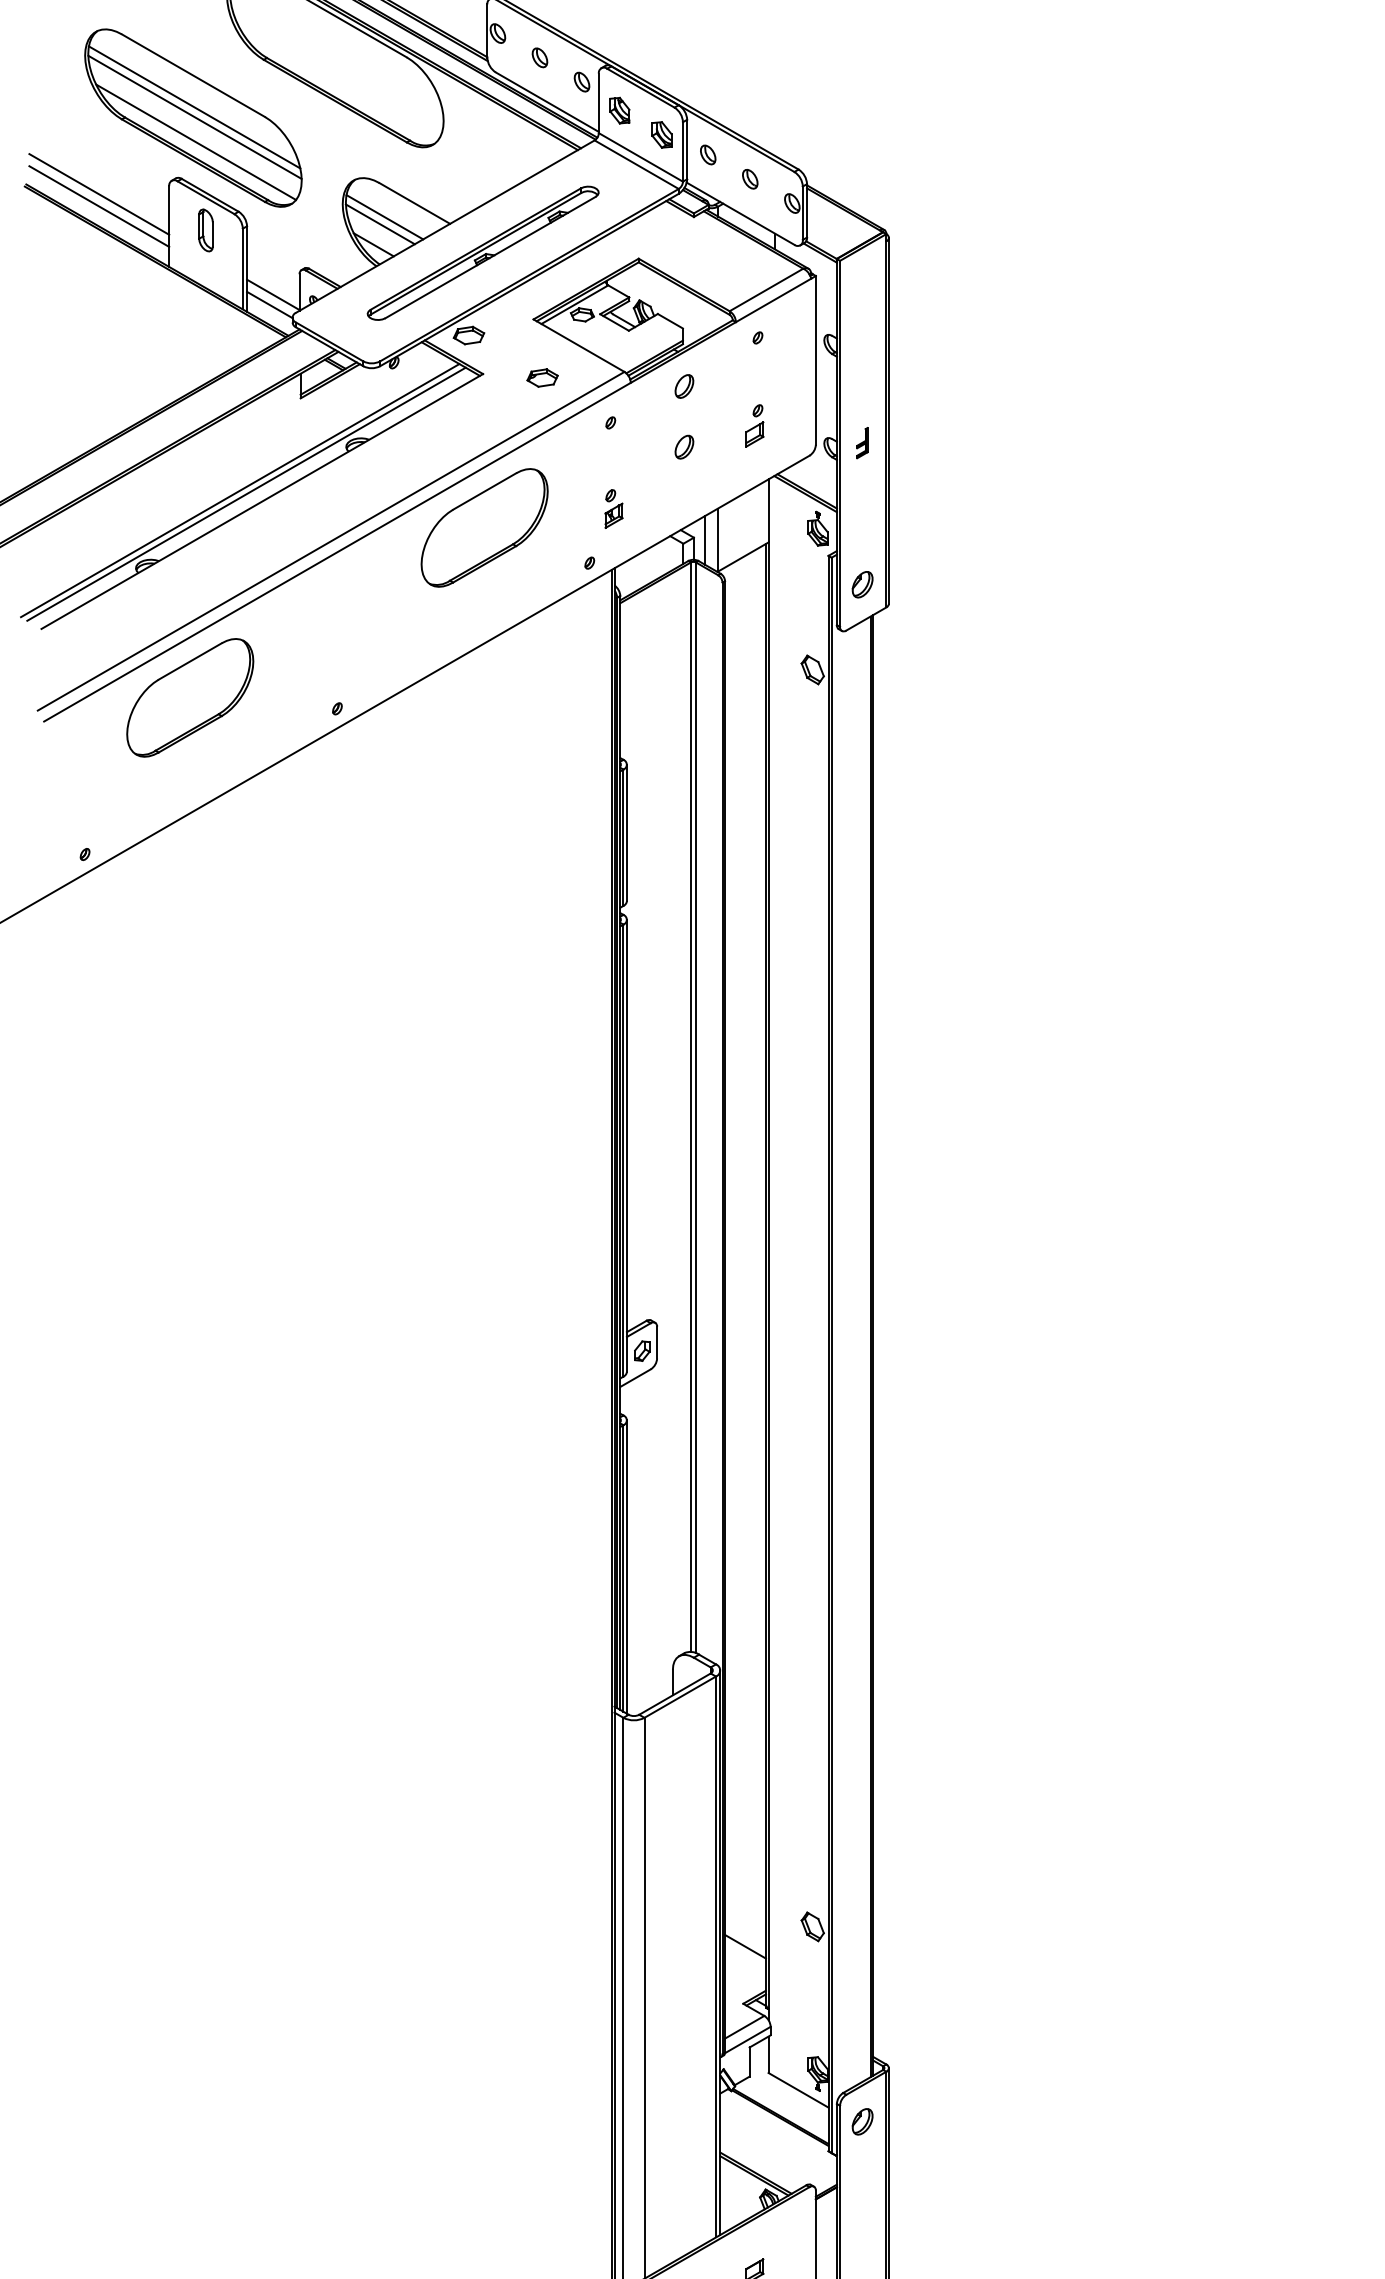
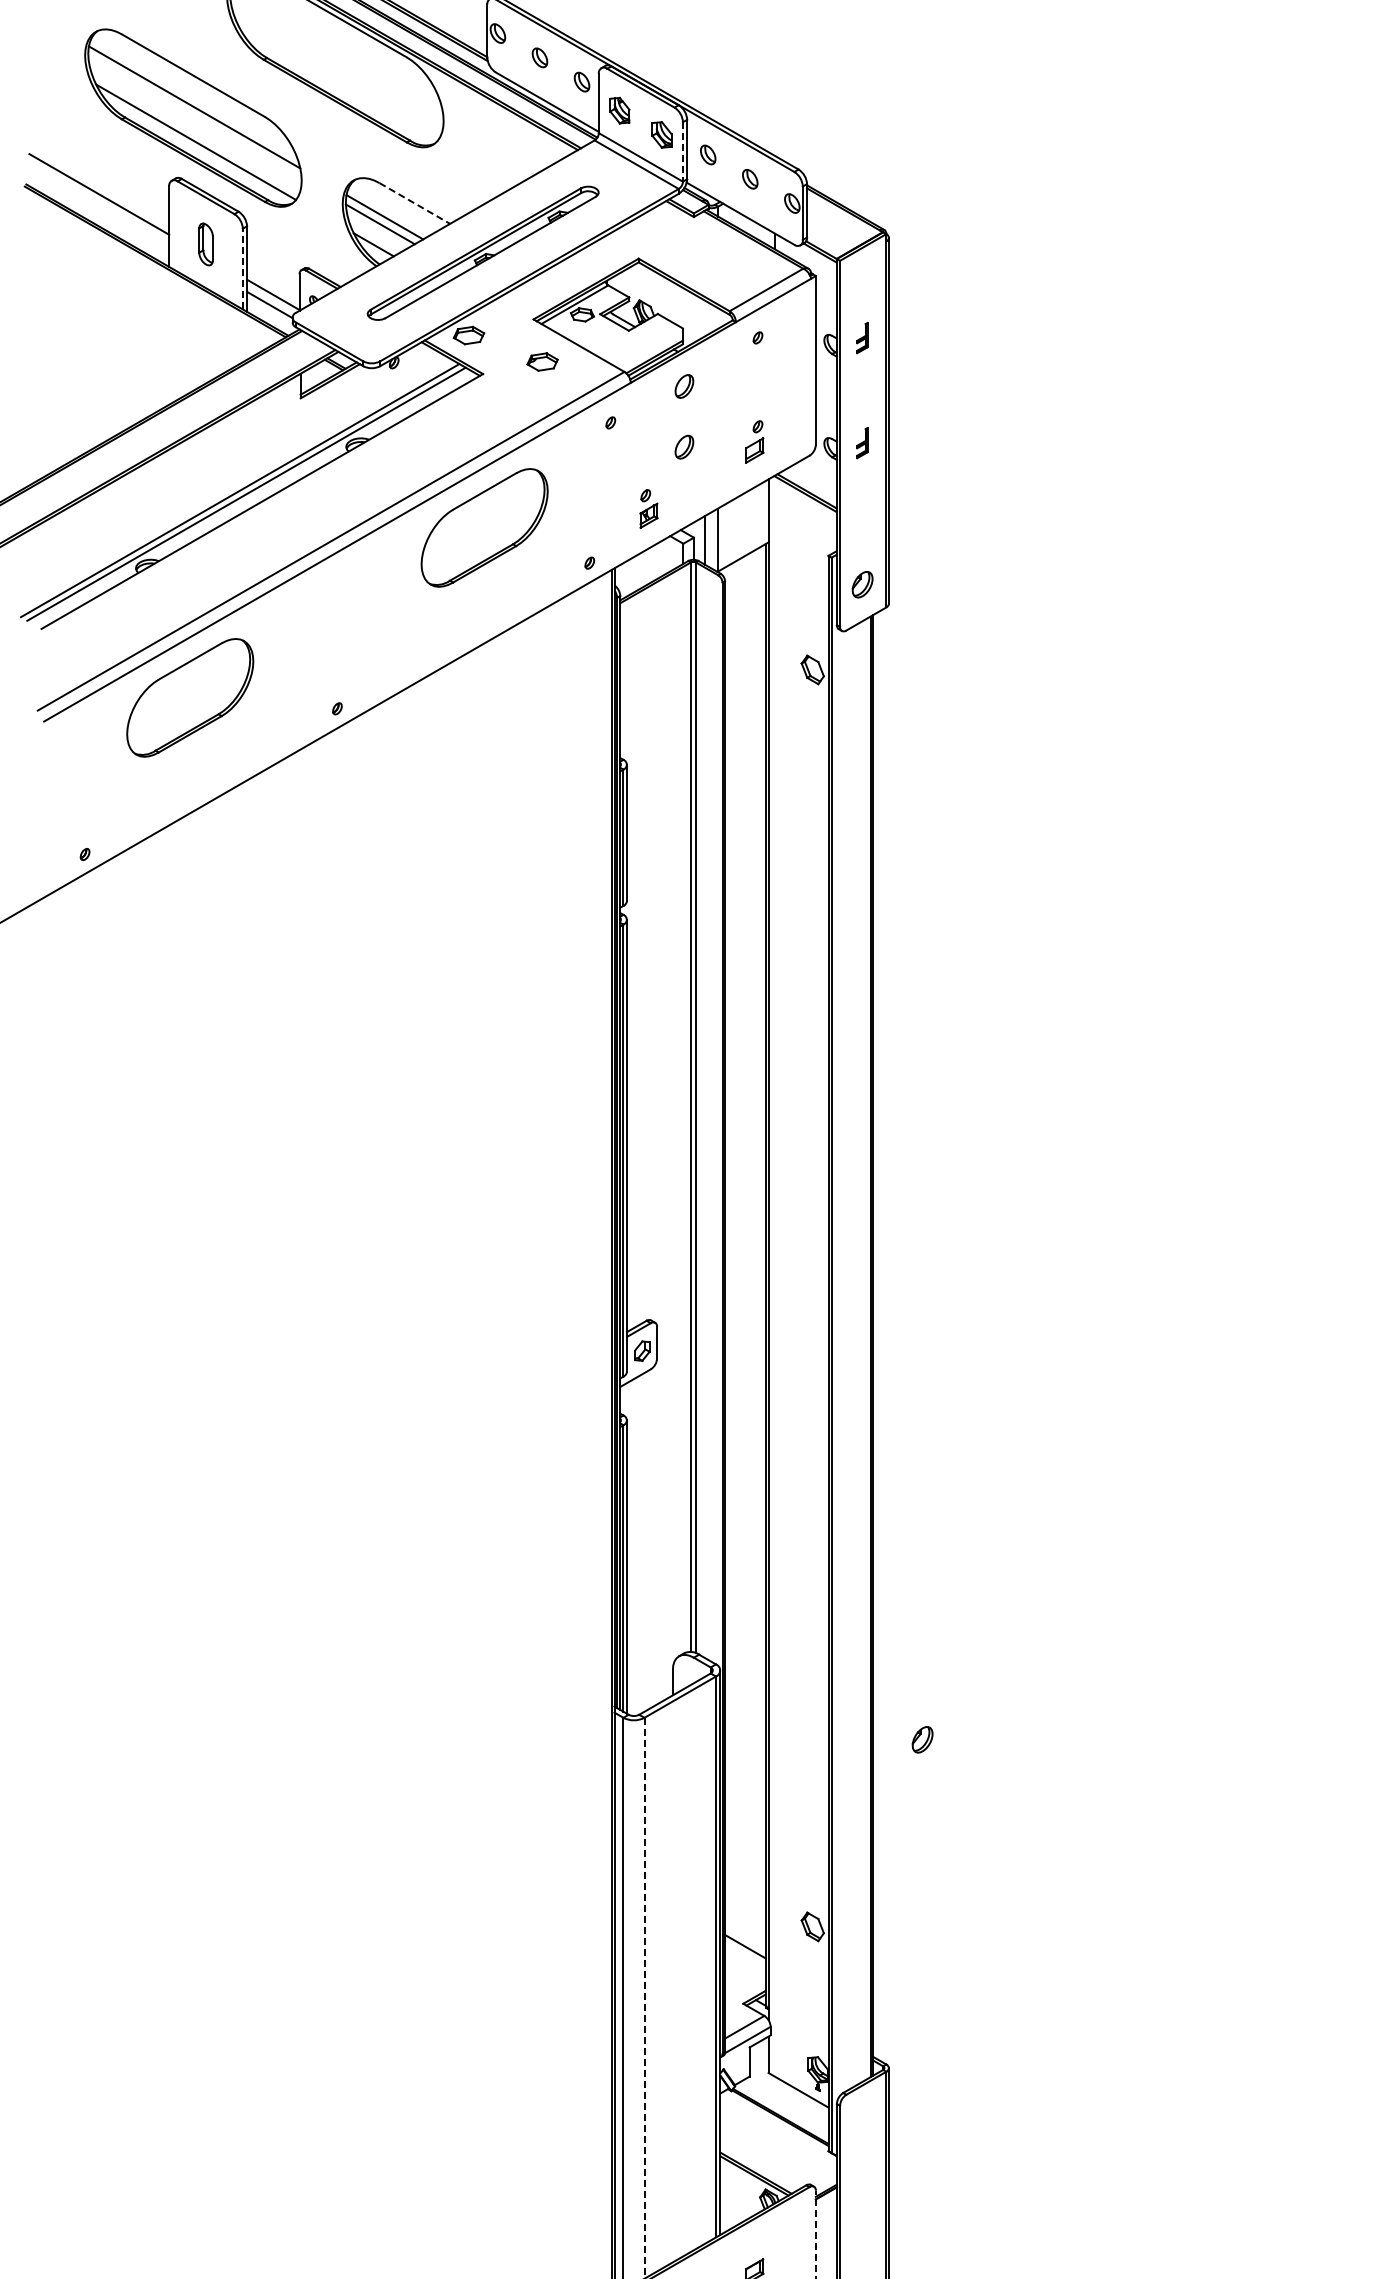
line: present -> none (194, 116)
line: solid -> dashed (682, 151)
line: solid -> dashed (414, 203)
line: present -> none (99, 206)
part position: (205, 230) -> (205, 244) (205, 244)
line: solid -> dashed (242, 268)
part: none -> present (862, 338)
part position: (542, 377) -> (542, 361) (542, 361)
part position: (754, 425) -> (754, 441) (754, 441)
part position: (613, 508) -> (648, 508) (648, 508)
part: present -> none (817, 528)
line: solid -> dashed (644, 1998)
part position: (862, 2121) -> (922, 1739) (922, 1739)
line: solid -> dashed (815, 2234)
